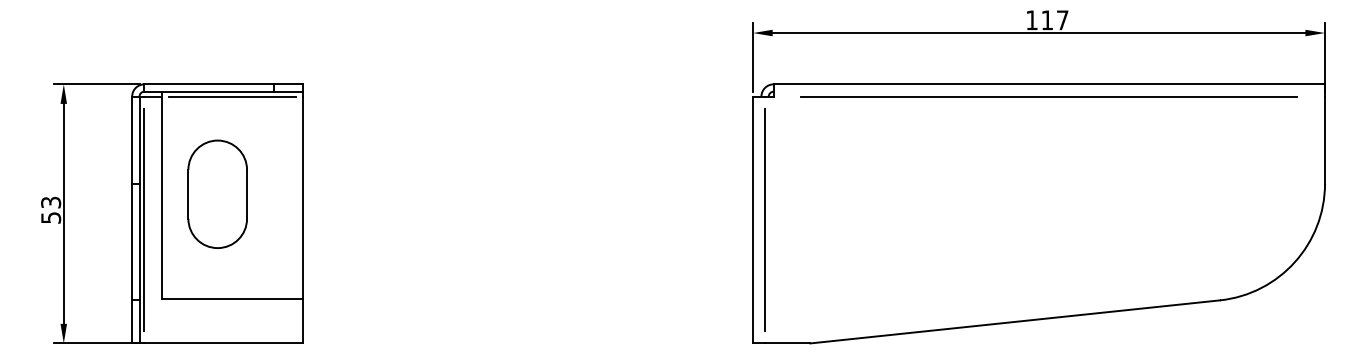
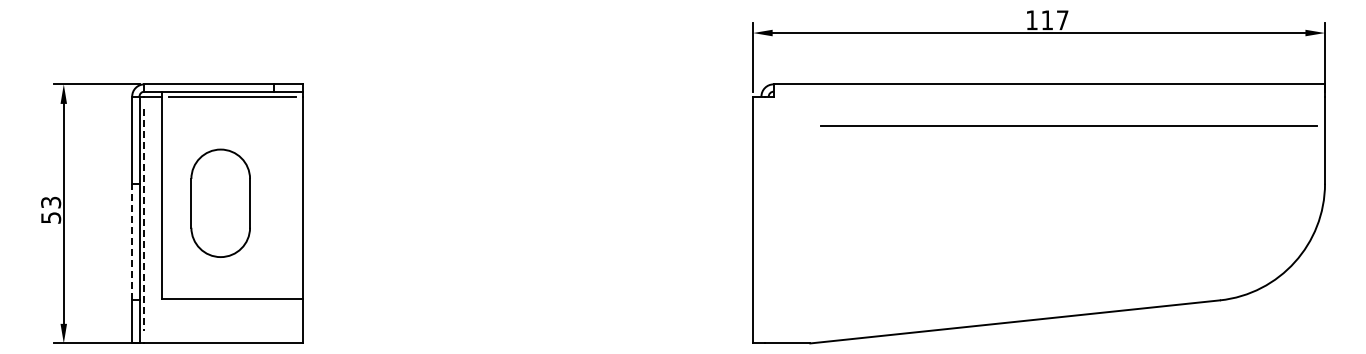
line position: (1048, 96) -> (1068, 125) (1068, 125)
part position: (217, 193) -> (220, 202) (220, 202)
line: present -> none (765, 219)
line: solid -> dashed (144, 220)
line: solid -> dashed (132, 241)
